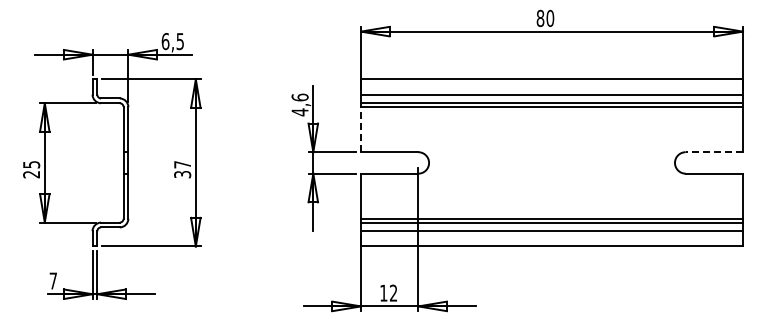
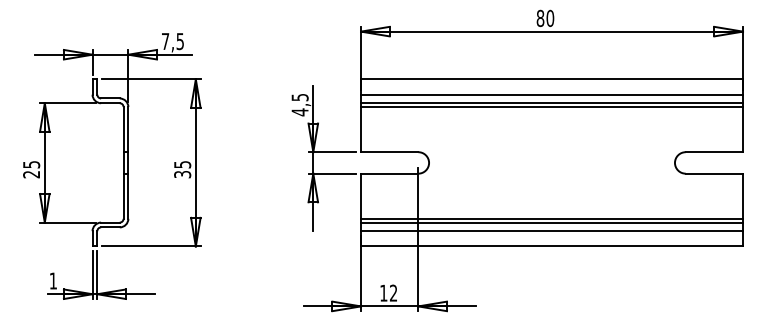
text: 6,5 -> 7,5 (165, 41)
text: 4,6 -> 4,5 (299, 97)
line: dashed -> solid (361, 129)
line: dashed -> solid (714, 152)
text: 37 -> 35 (182, 164)
text: 7 -> 1 (52, 280)
